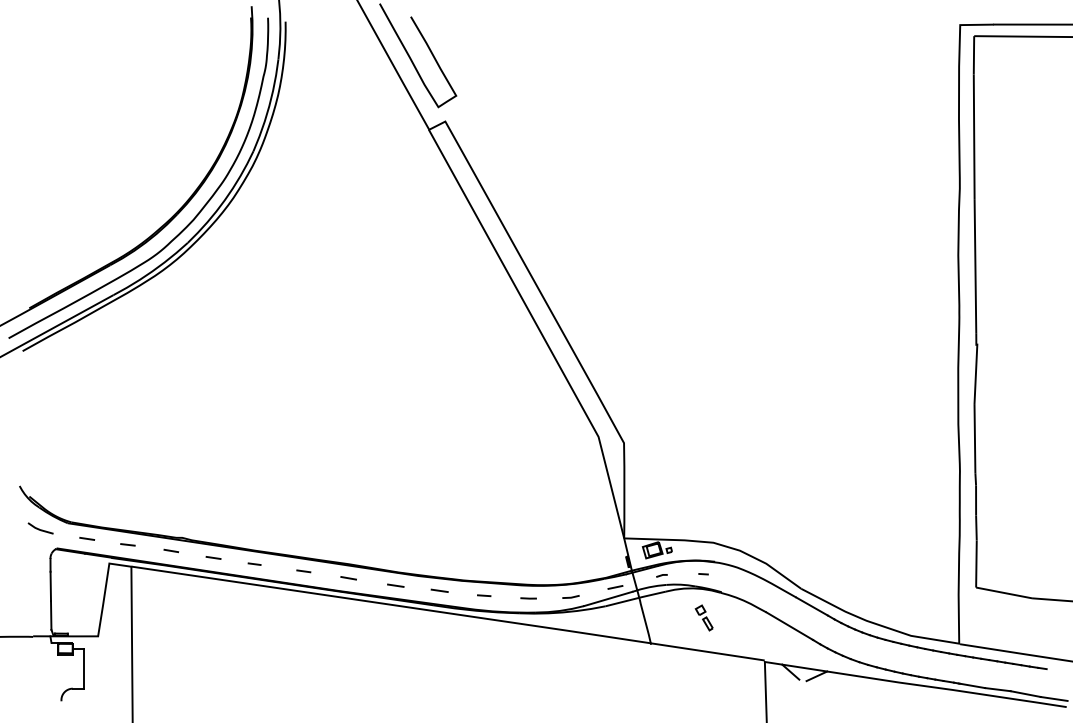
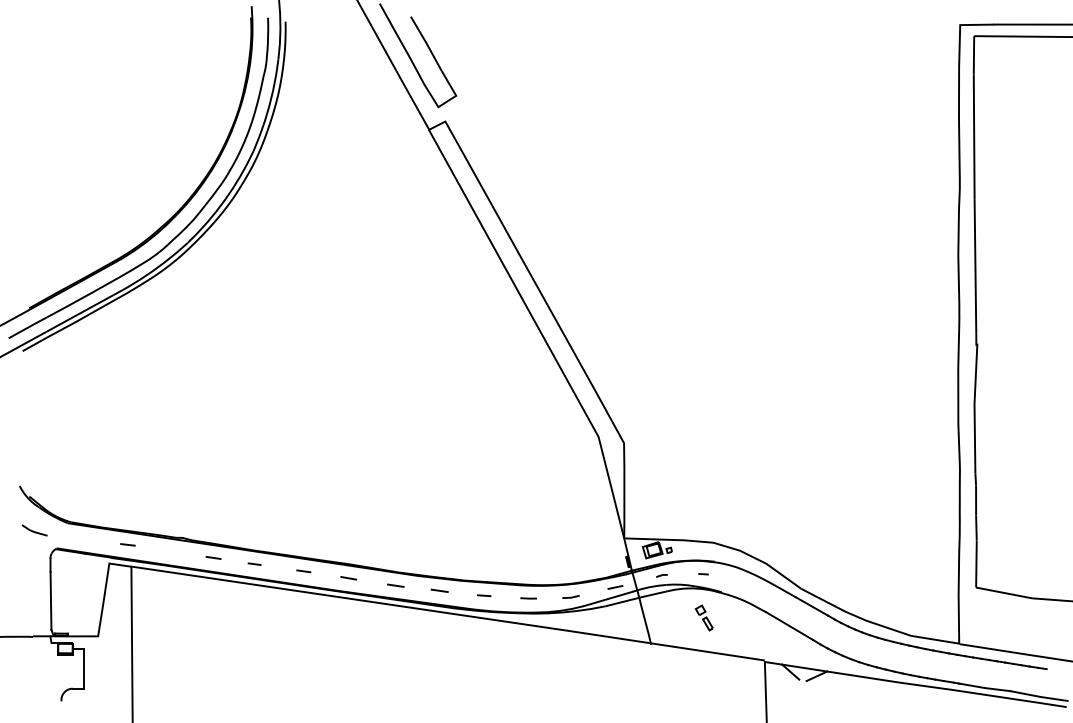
line position: (39, 528) -> (33, 530) (33, 530)
line: present -> none (87, 538)
line: present -> none (171, 550)
